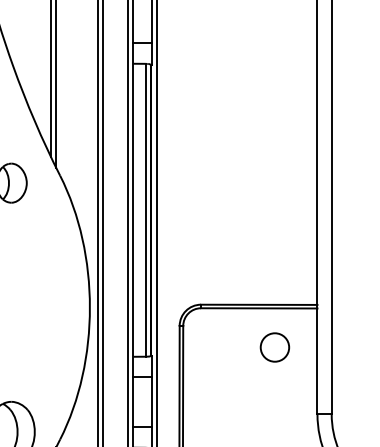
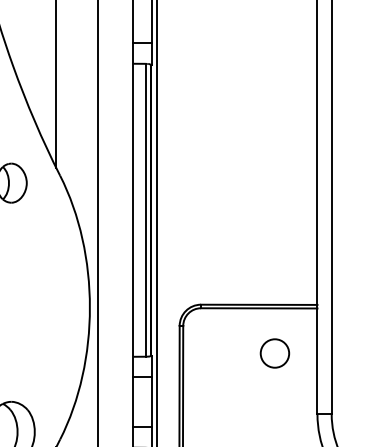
line: present -> none (51, 79)
line: present -> none (102, 222)
line: present -> none (128, 222)
circle position: (274, 347) -> (274, 353) (274, 353)
